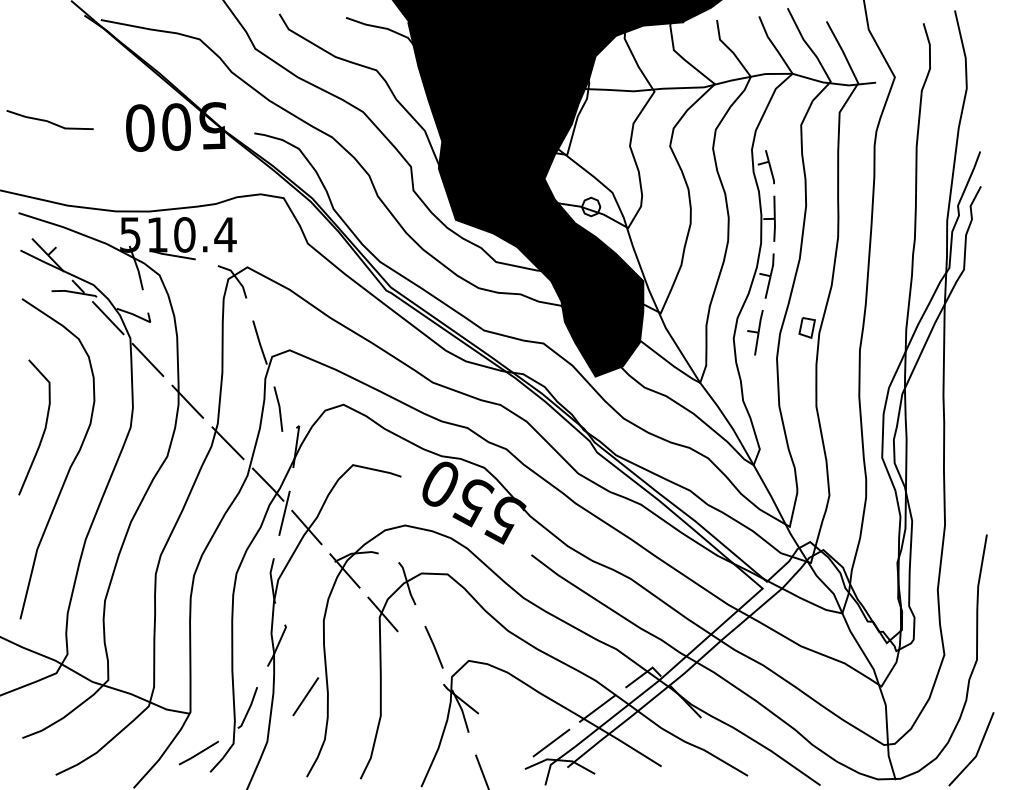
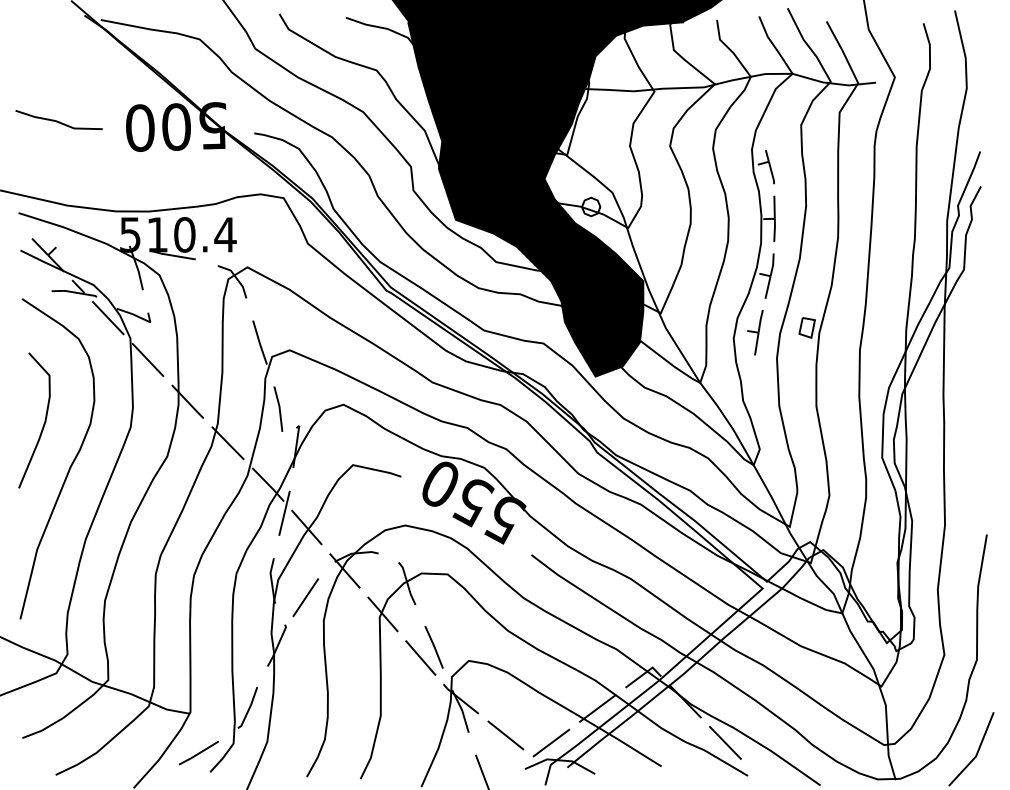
curve position: (48, 120) -> (57, 120) (57, 120)
curve position: (43, 430) -> (43, 423) (43, 423)
line: none -> present (420, 657)
line position: (305, 696) -> (305, 597) (305, 597)
line: none -> present (505, 735)
line: none -> present (725, 742)
